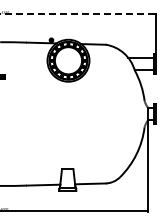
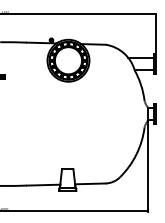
line: dashed -> solid (77, 14)
